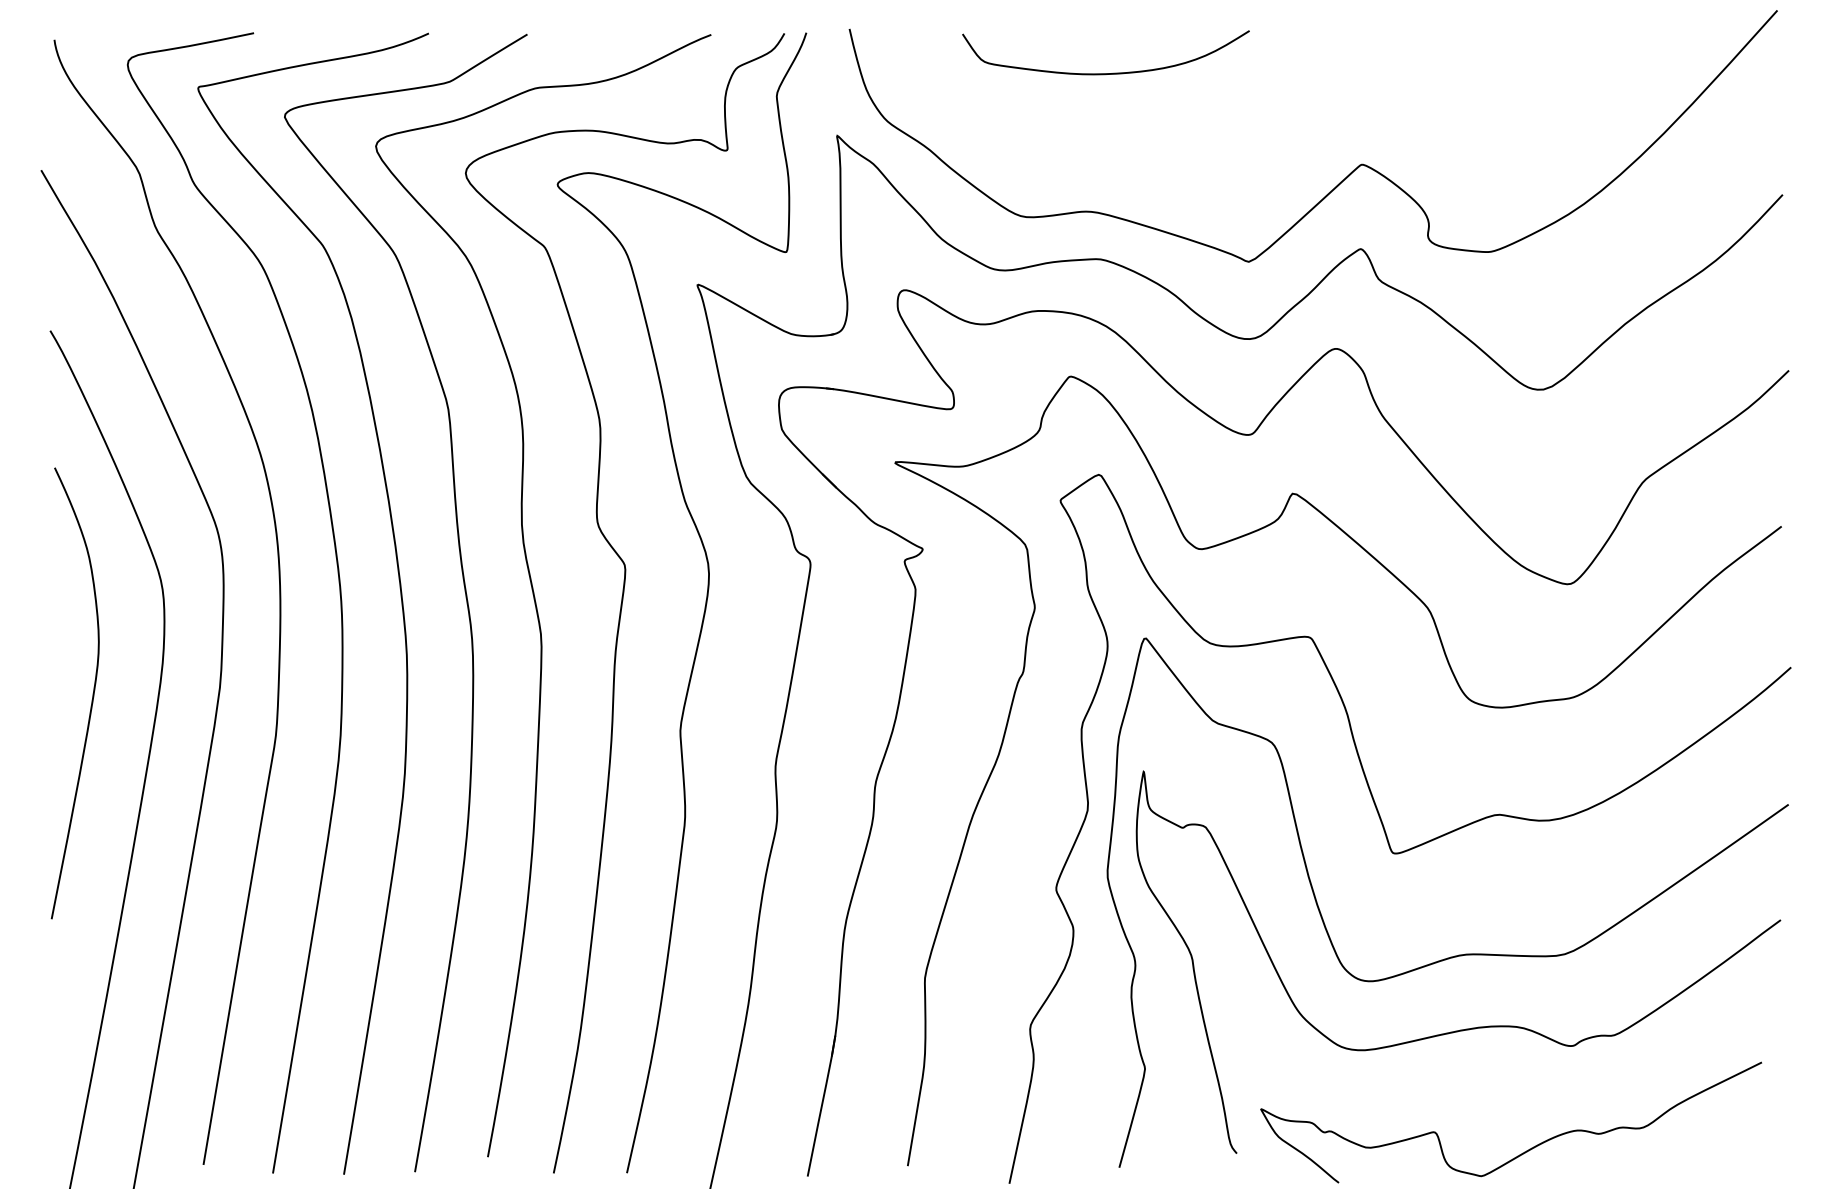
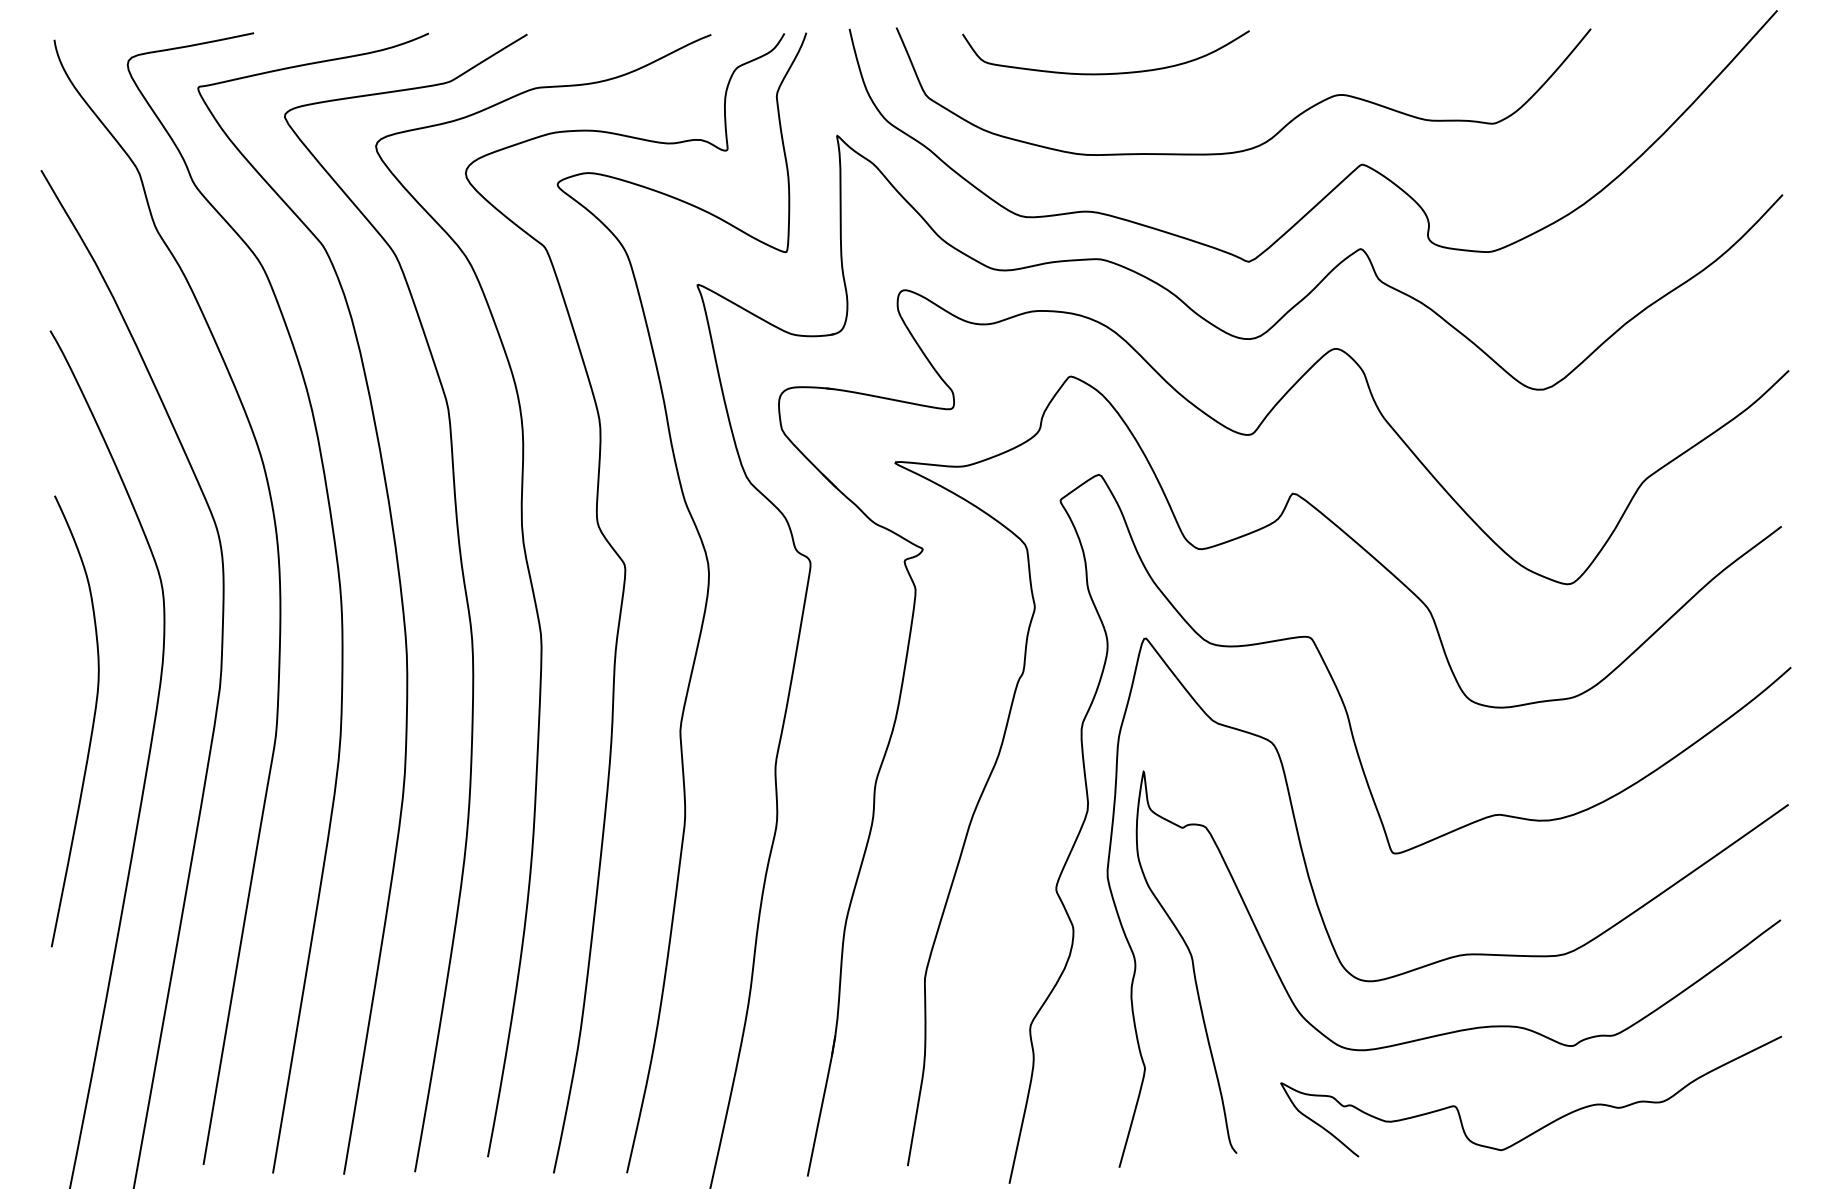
curve: none -> present (1275, 133)
curve position: (92, 693) -> (92, 721) (92, 721)
curve position: (1529, 1148) -> (1549, 1122) (1549, 1122)
